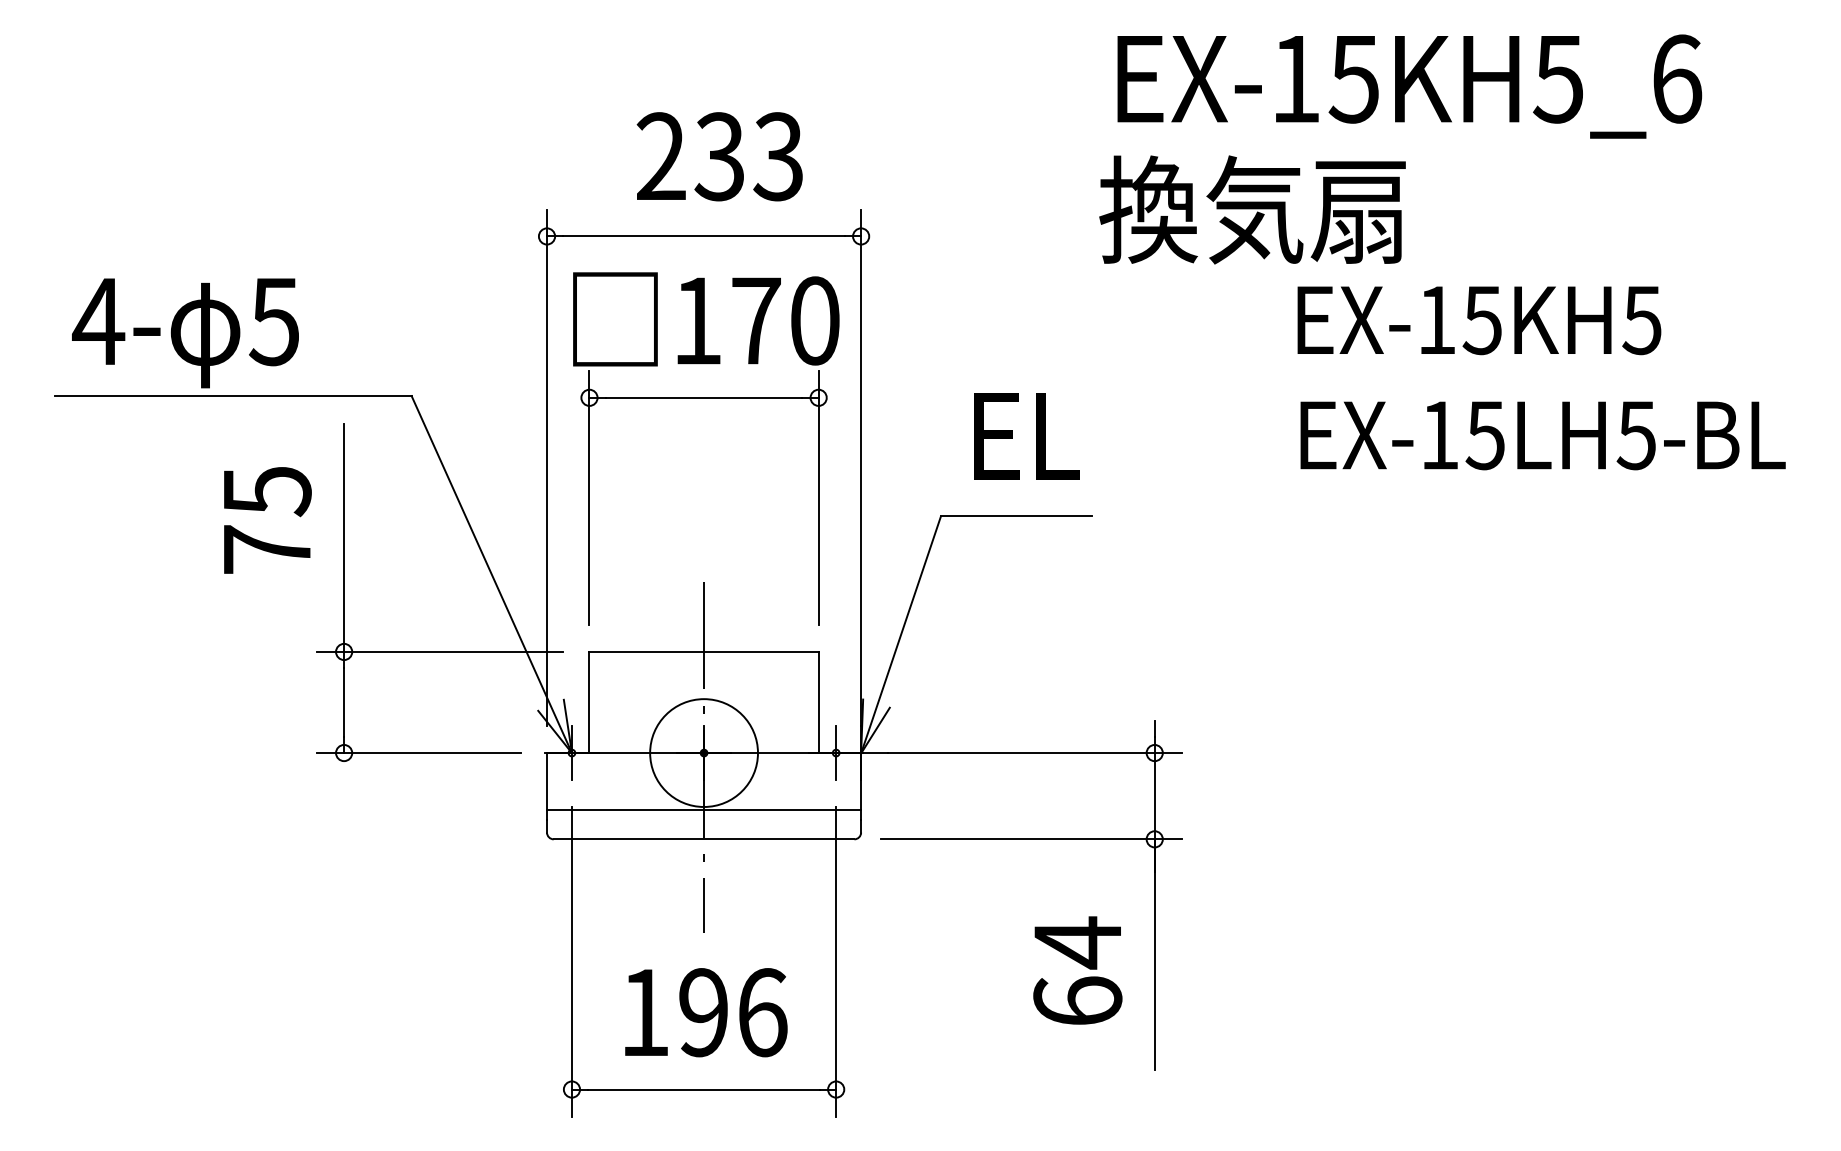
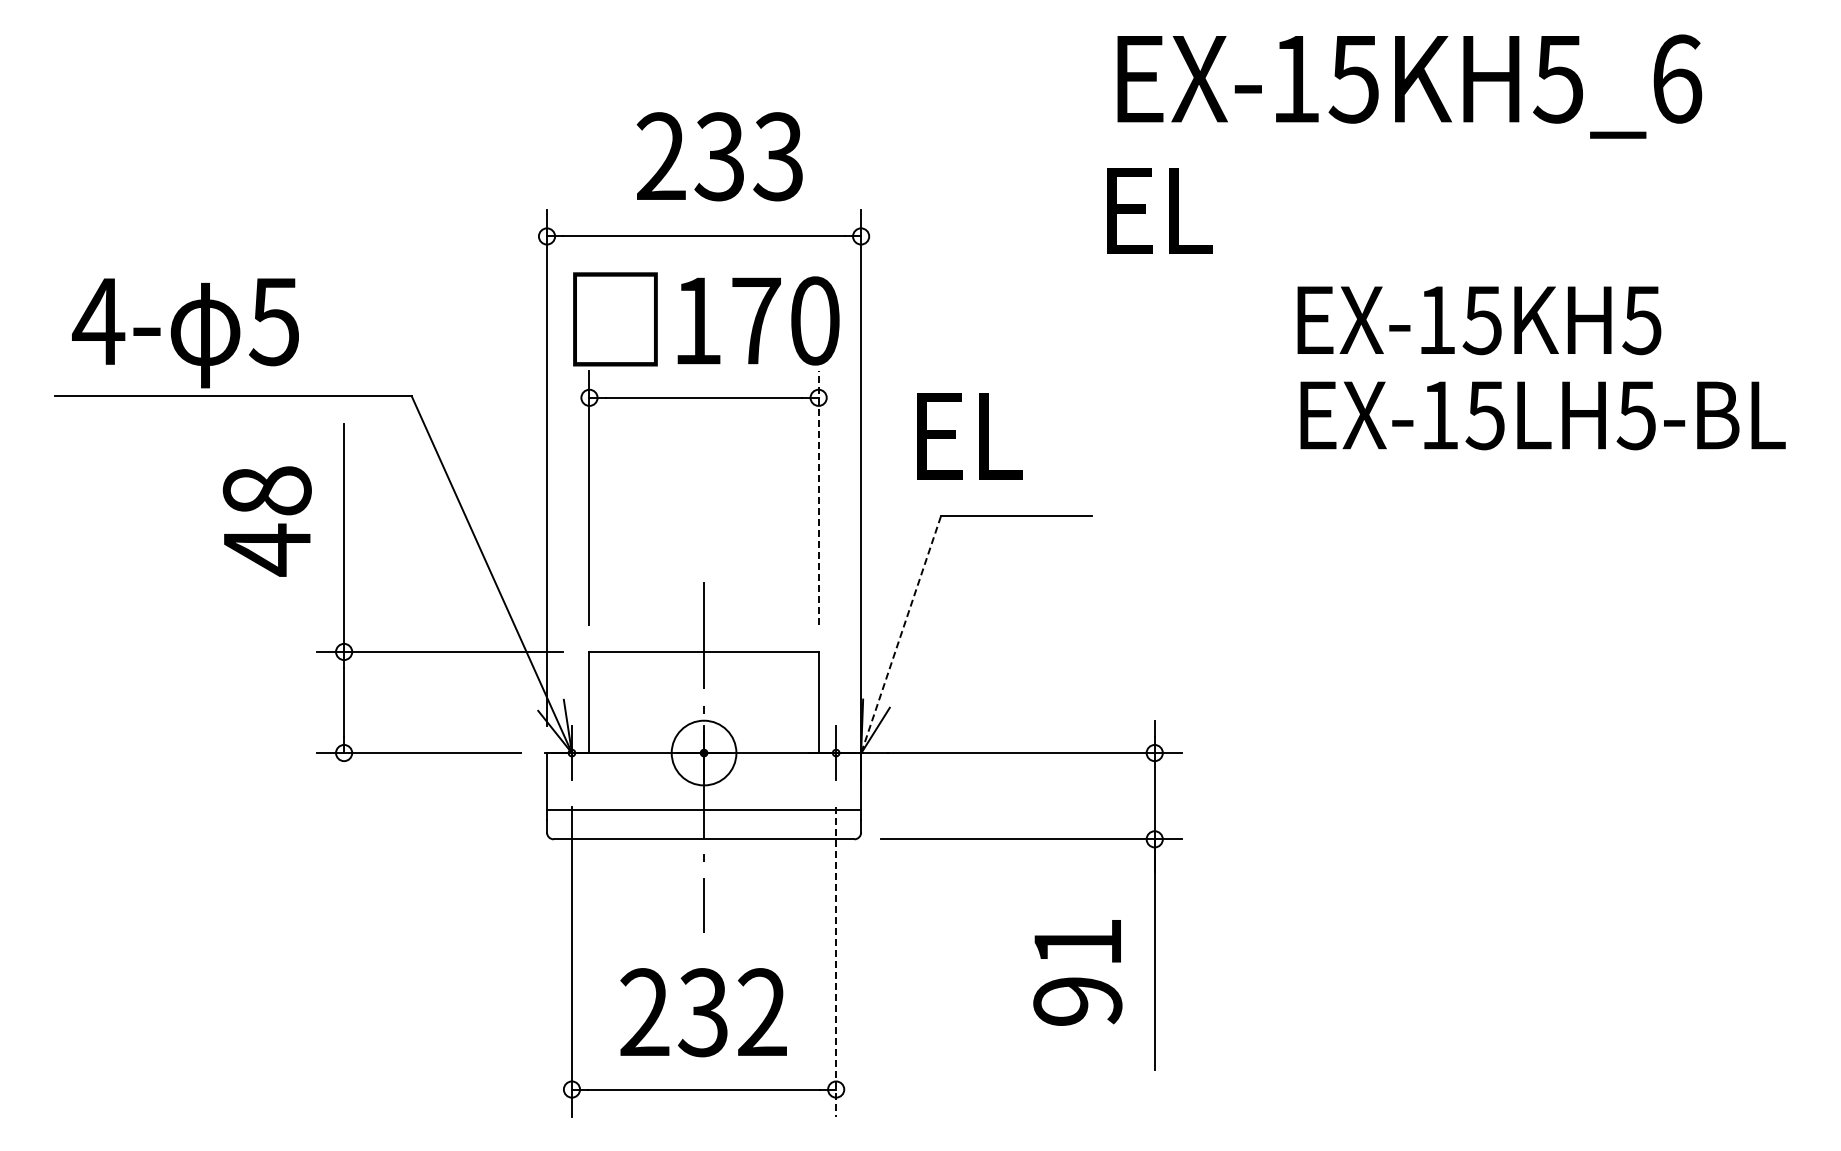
text: 換気扇 -> EL (1252, 209)
text position: (1542, 435) -> (1542, 415) (1542, 415)
text position: (1026, 436) -> (969, 436) (969, 436)
line: solid -> dashed (818, 497)
text: 75 -> 48 (266, 521)
line: solid -> dashed (900, 635)
circle diameter: 108 px -> 65 px (703, 752)
line: solid -> dashed (836, 961)
text: 64 -> 91 (1077, 970)
text: 196 -> 232 (703, 1012)
